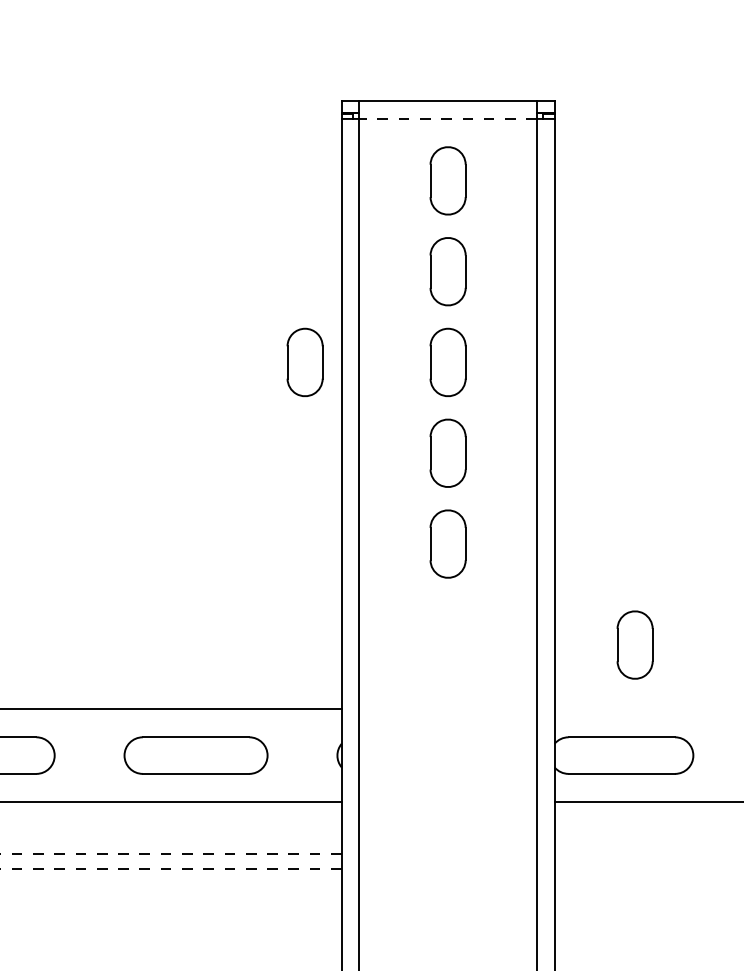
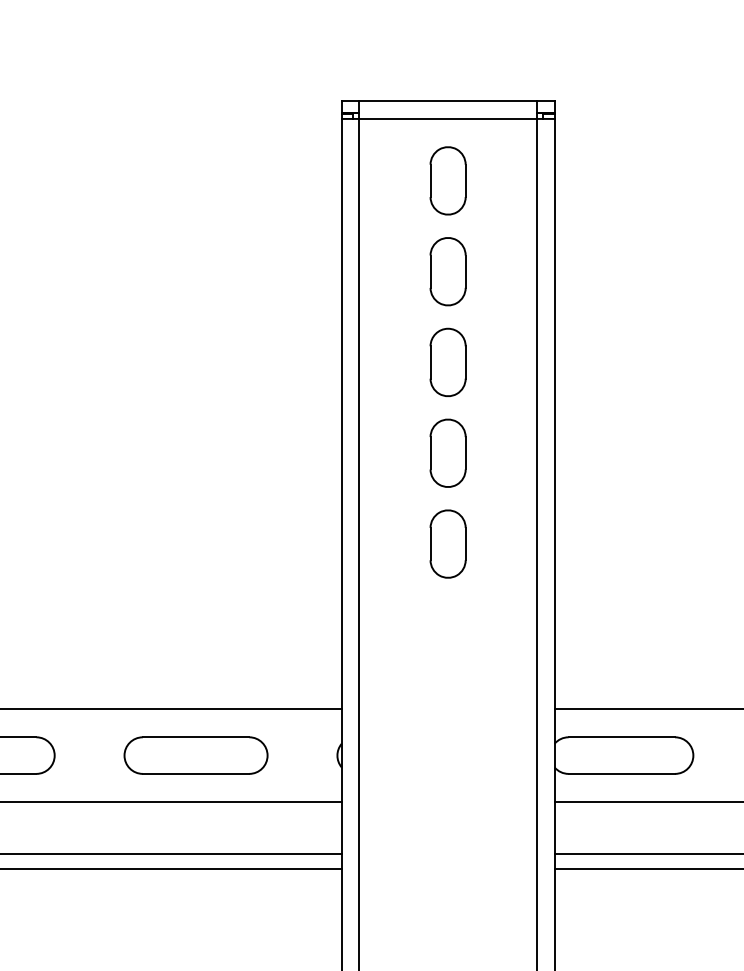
line: dashed -> solid (448, 118)
part: present -> none (304, 361)
part: present -> none (634, 644)
line: none -> present (647, 709)
line: dashed -> solid (170, 854)
line: none -> present (647, 854)
line: dashed -> solid (170, 868)
line: none -> present (647, 868)
